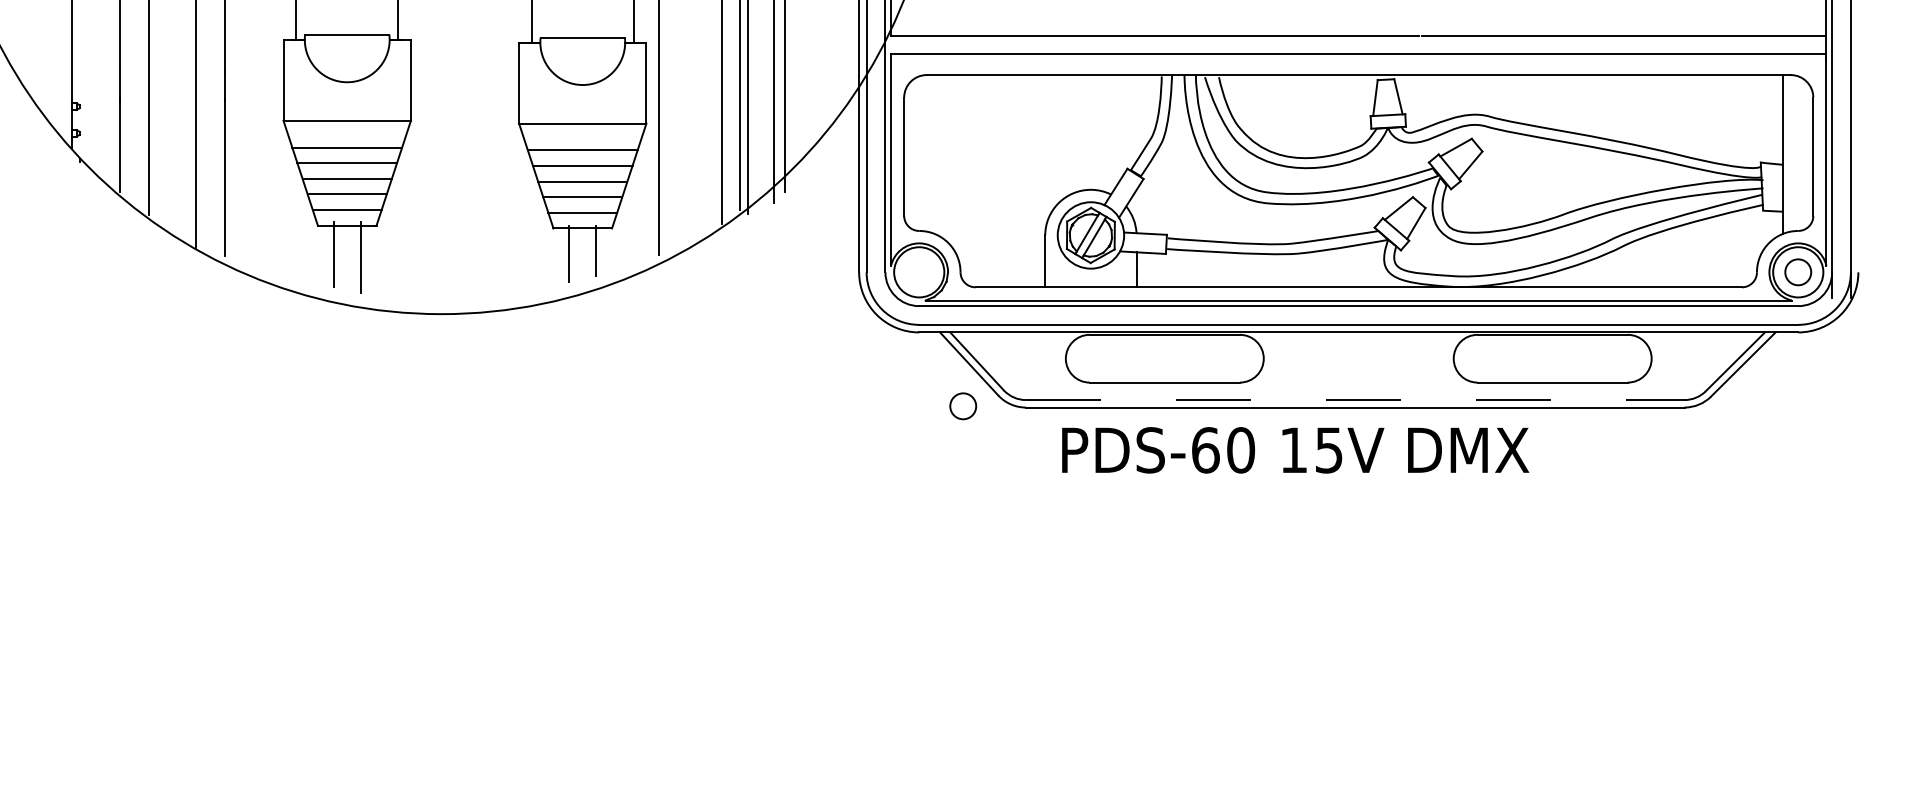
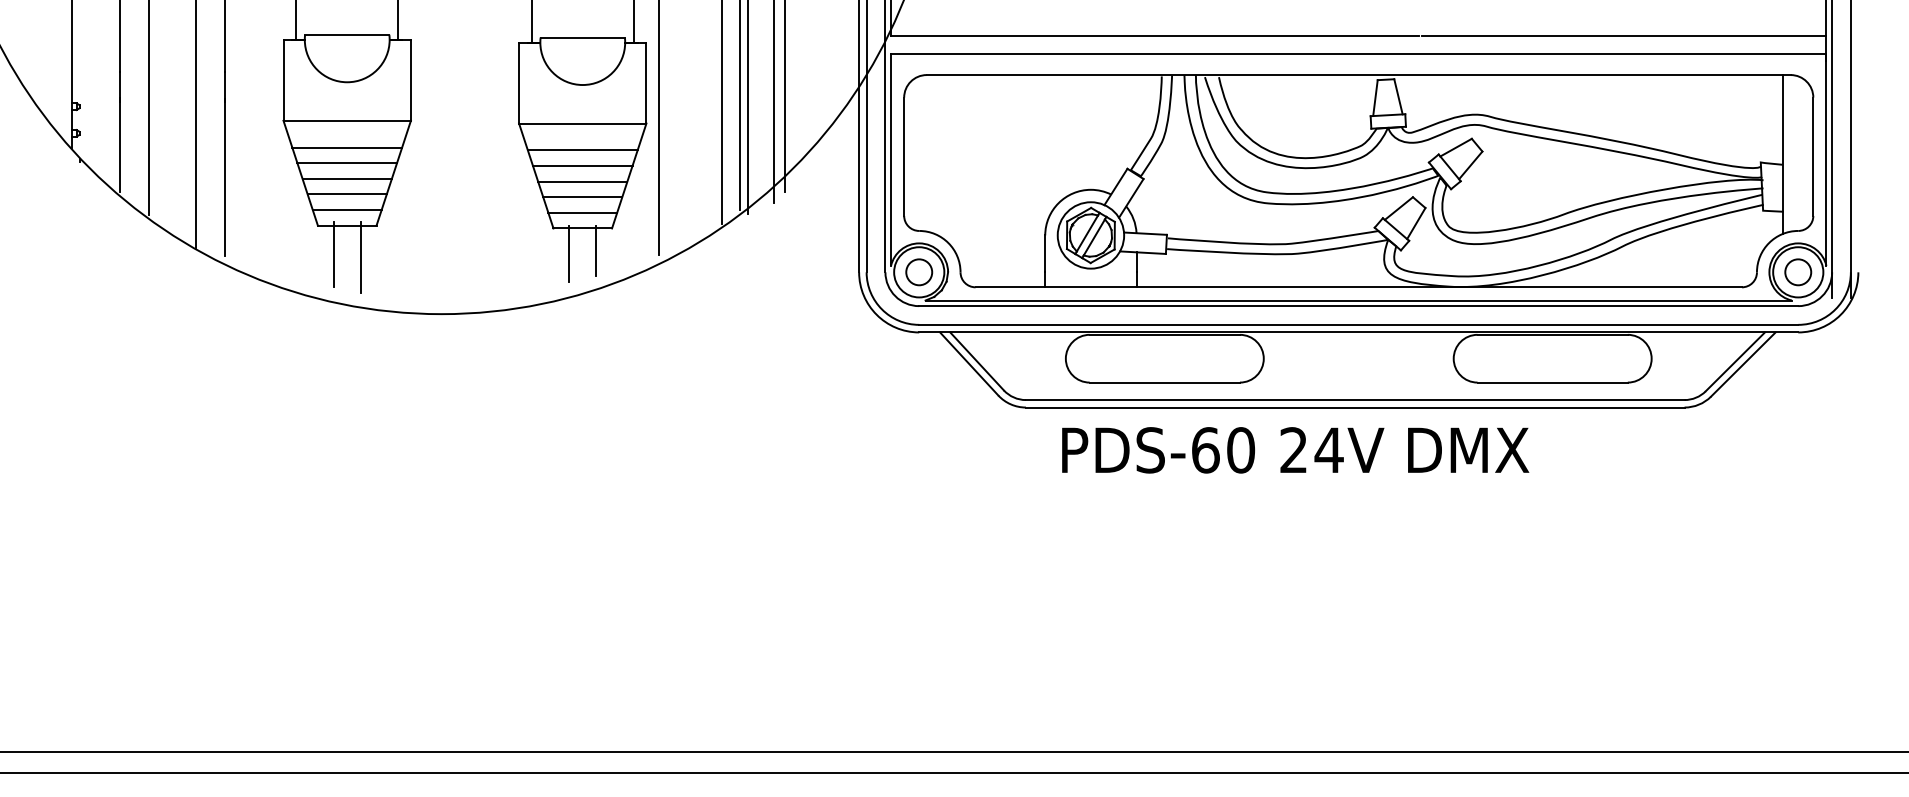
line: dashed -> solid (1355, 400)
circle position: (963, 406) -> (919, 272) (919, 272)
text: 15V -> 24V (1311, 450)
line: none -> present (953, 752)
line: none -> present (953, 773)
